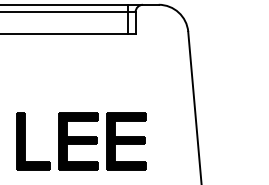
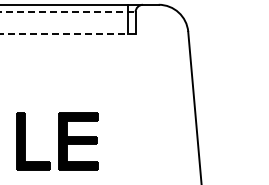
line: solid -> dashed (67, 12)
line: solid -> dashed (67, 34)
part: present -> none (126, 141)
